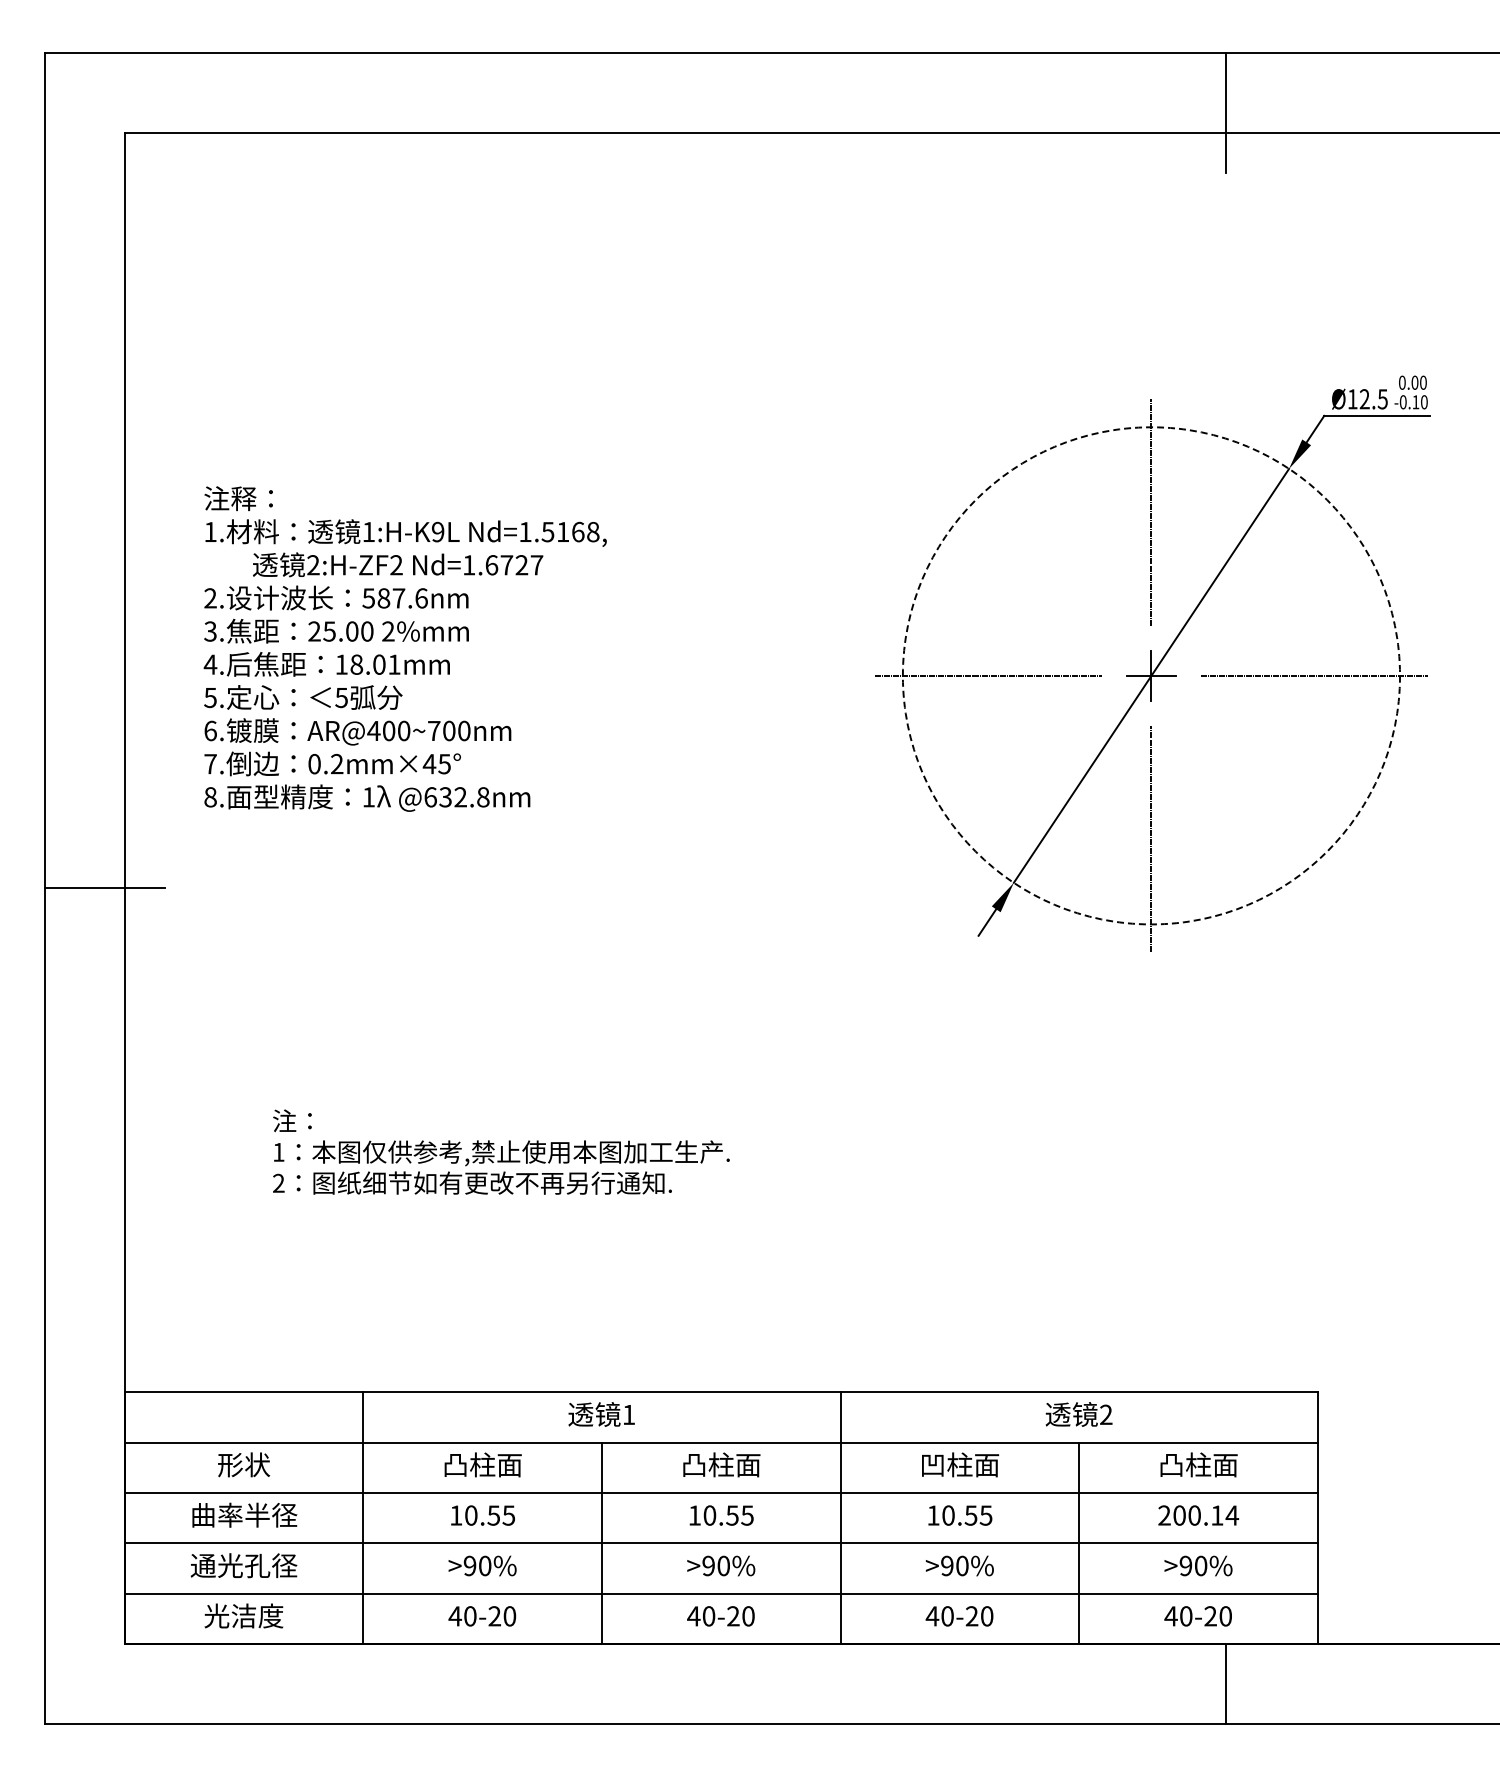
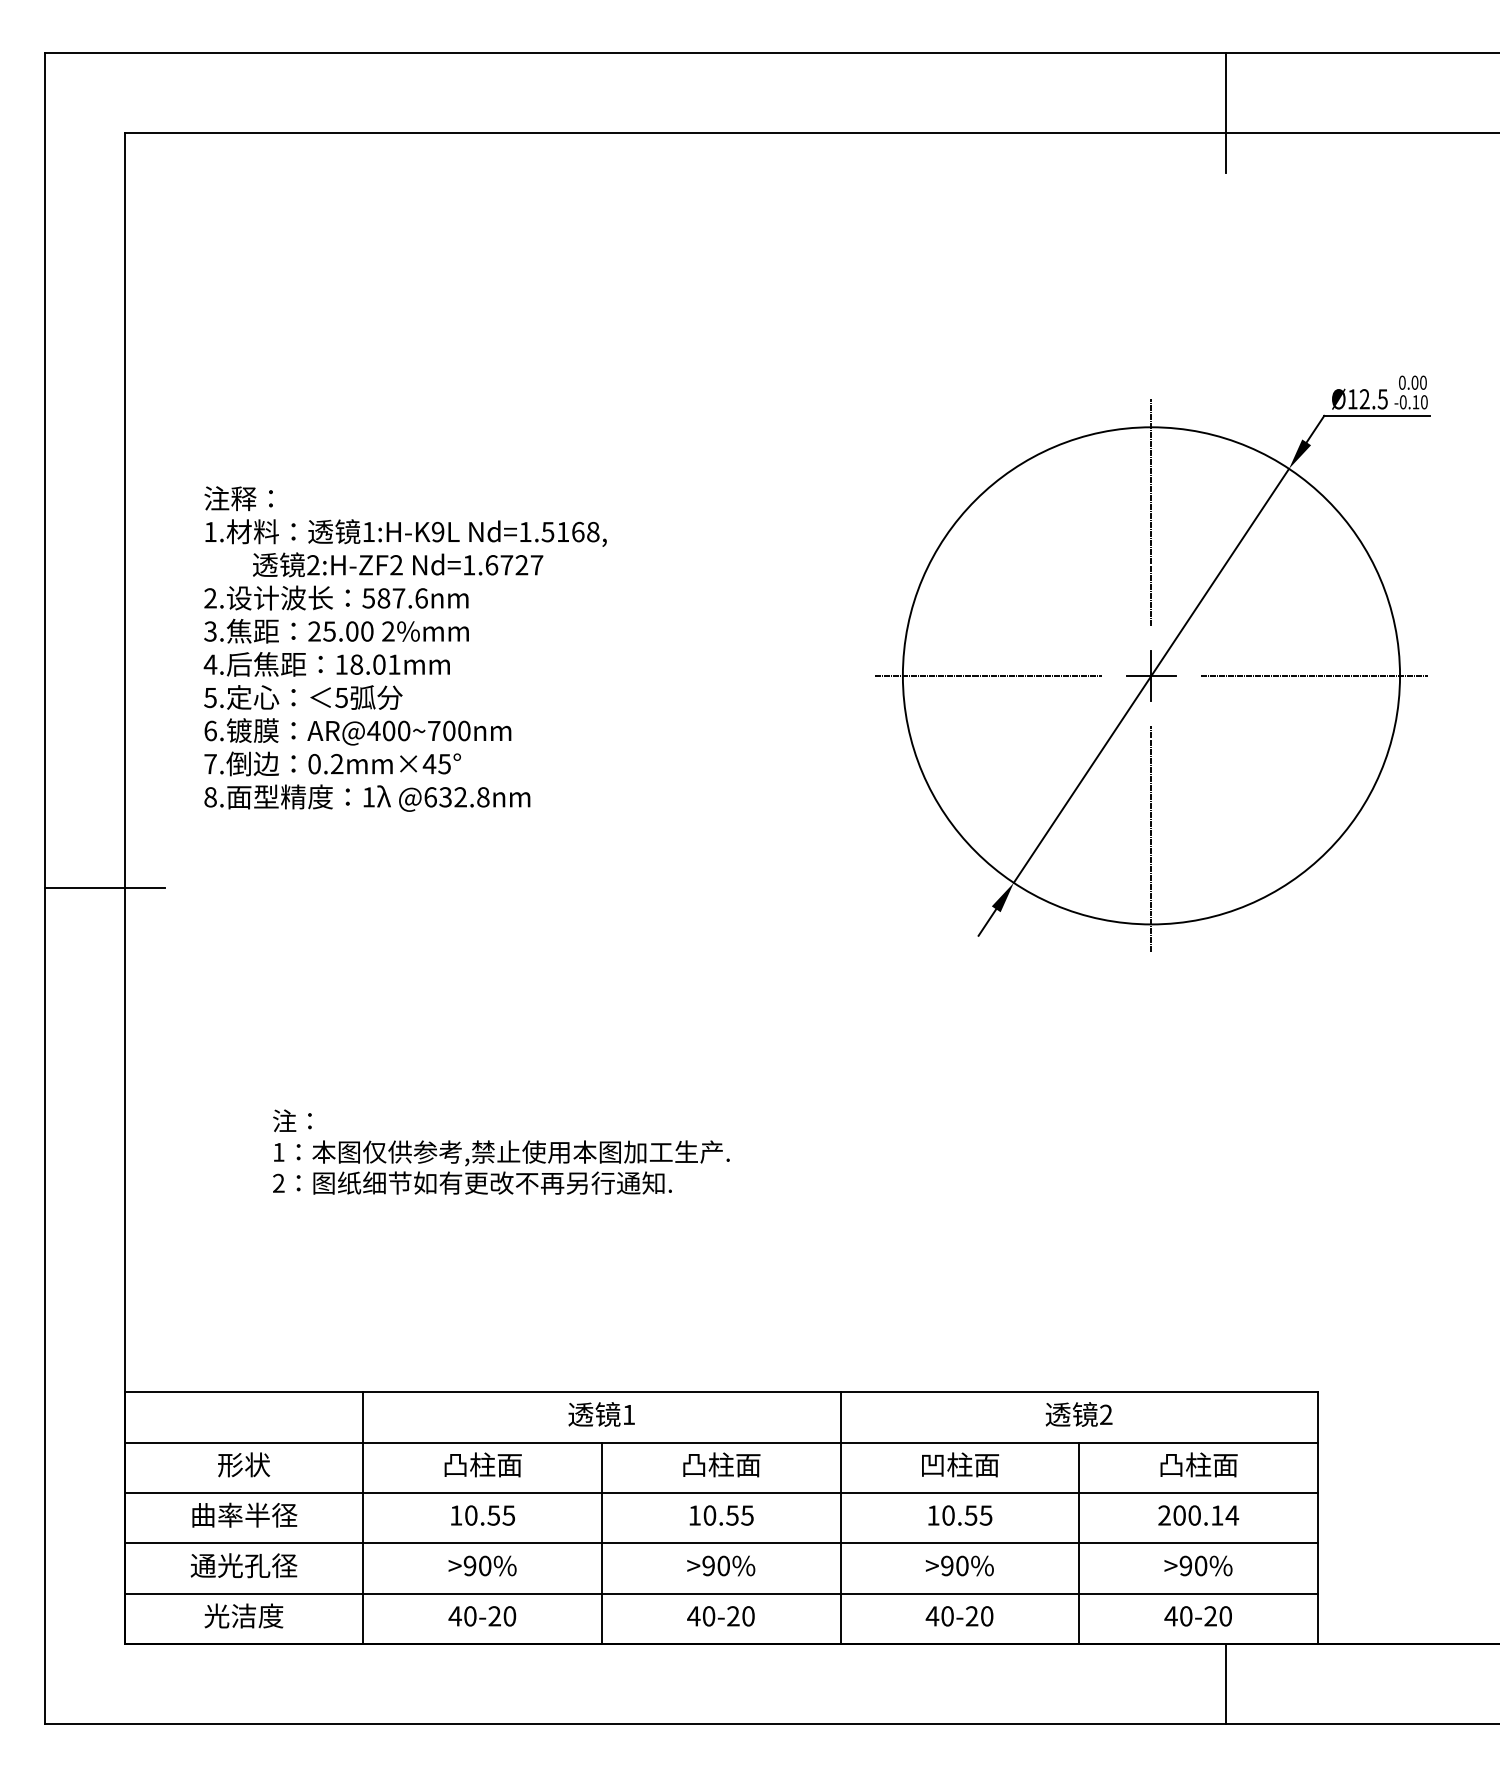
circle: dashed -> solid (1151, 675)
